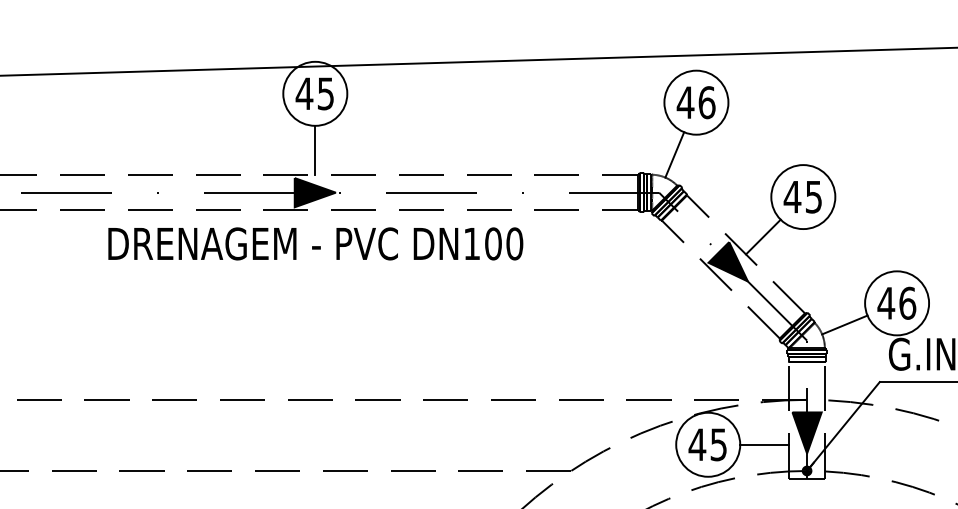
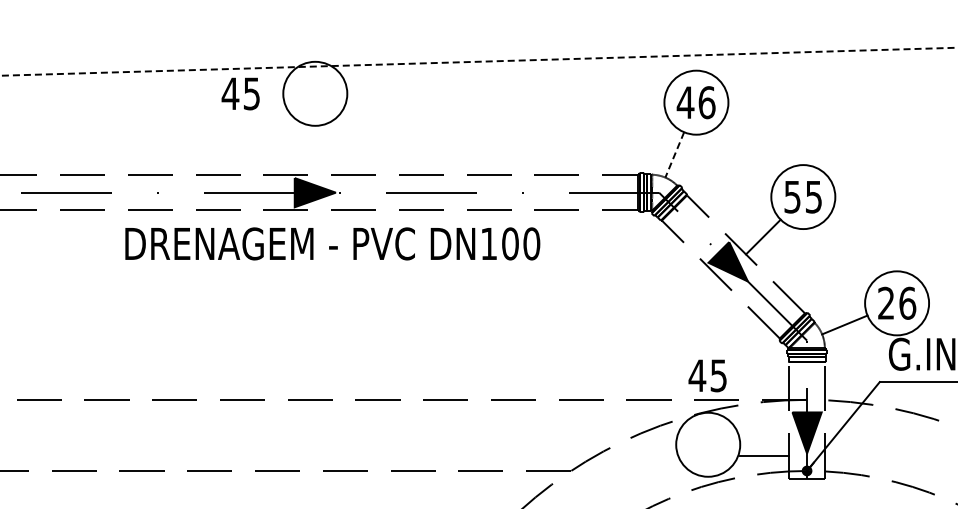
line: solid -> dashed (479, 61)
text position: (314, 93) -> (240, 93) (240, 93)
line: present -> none (315, 149)
line: solid -> dashed (674, 154)
text: 45 -> 55 (792, 197)
text position: (315, 243) -> (332, 243) (332, 243)
text: 46 -> 26 (886, 302)
text position: (707, 444) -> (707, 375) (707, 375)
line position: (764, 444) -> (764, 455) (764, 455)
